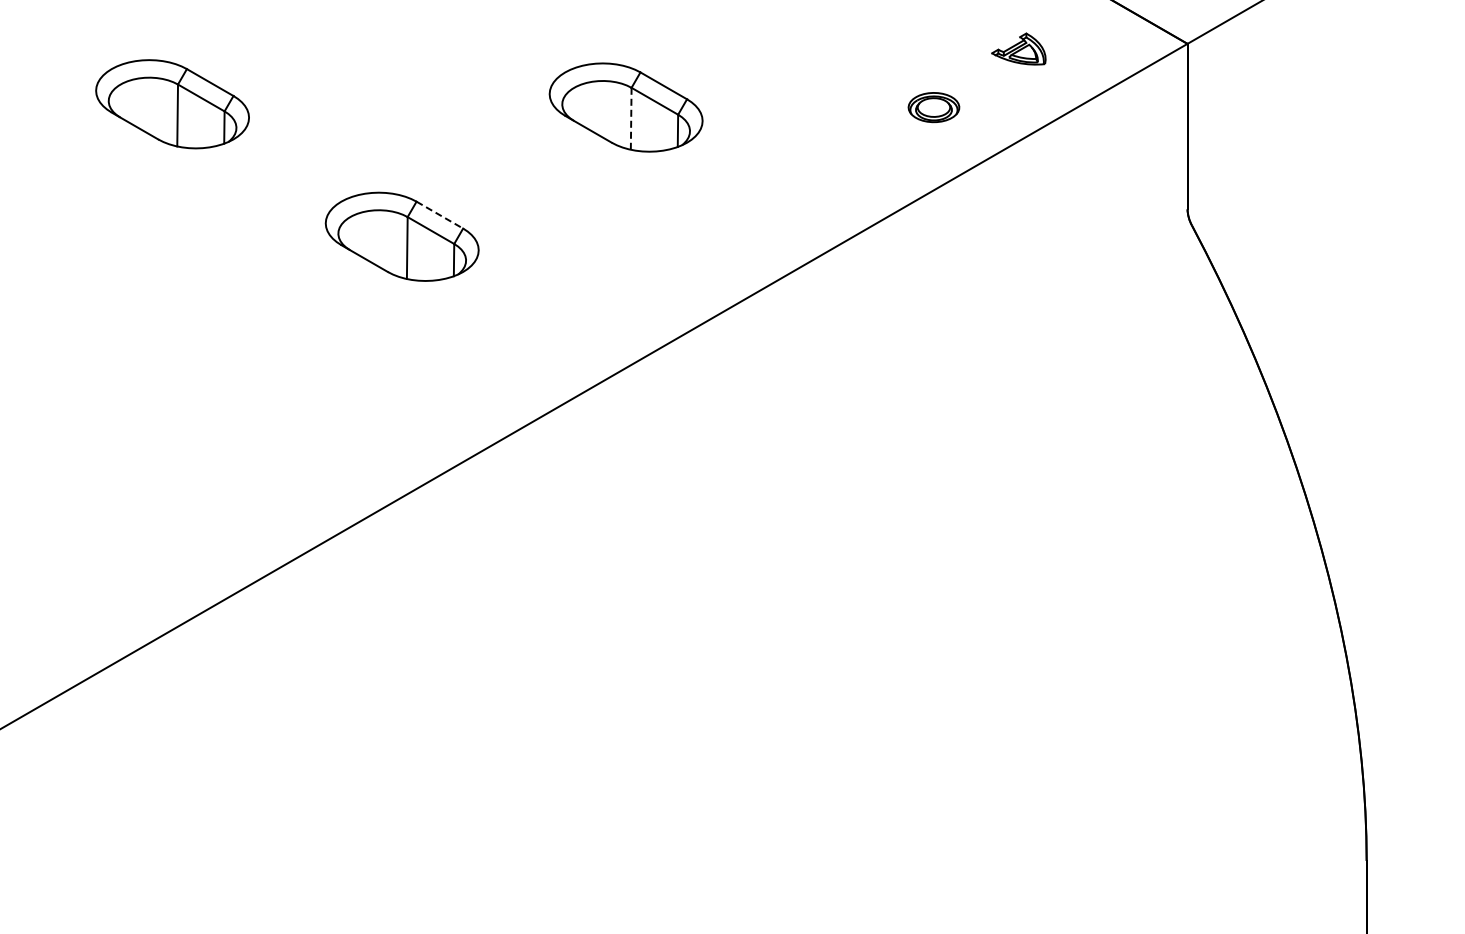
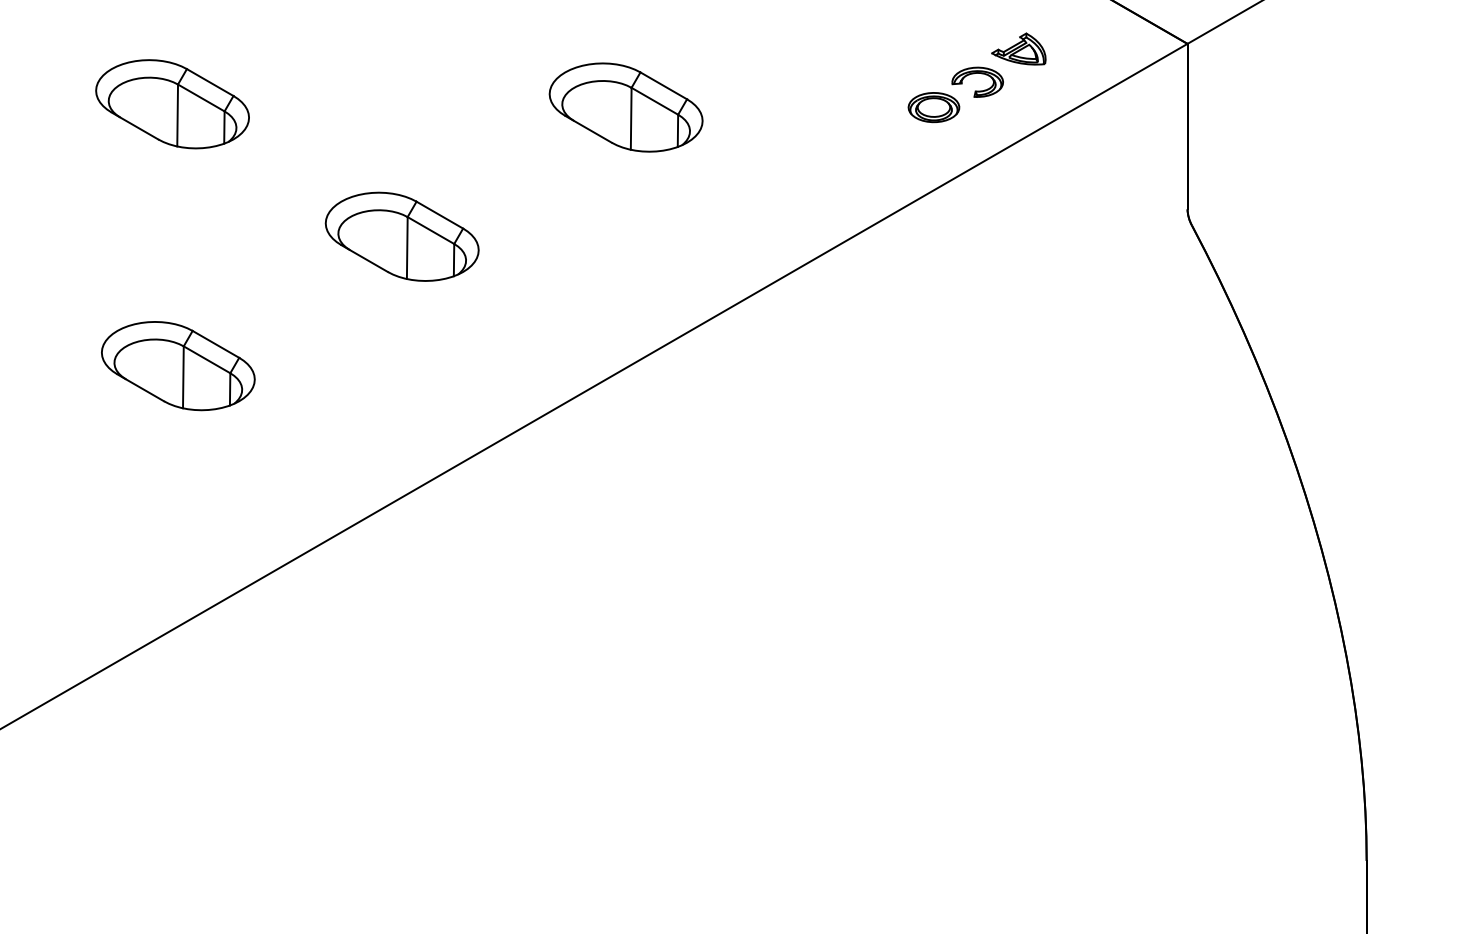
part: none -> present (974, 74)
line: dashed -> solid (631, 118)
line: dashed -> solid (439, 215)
part: none -> present (178, 366)
